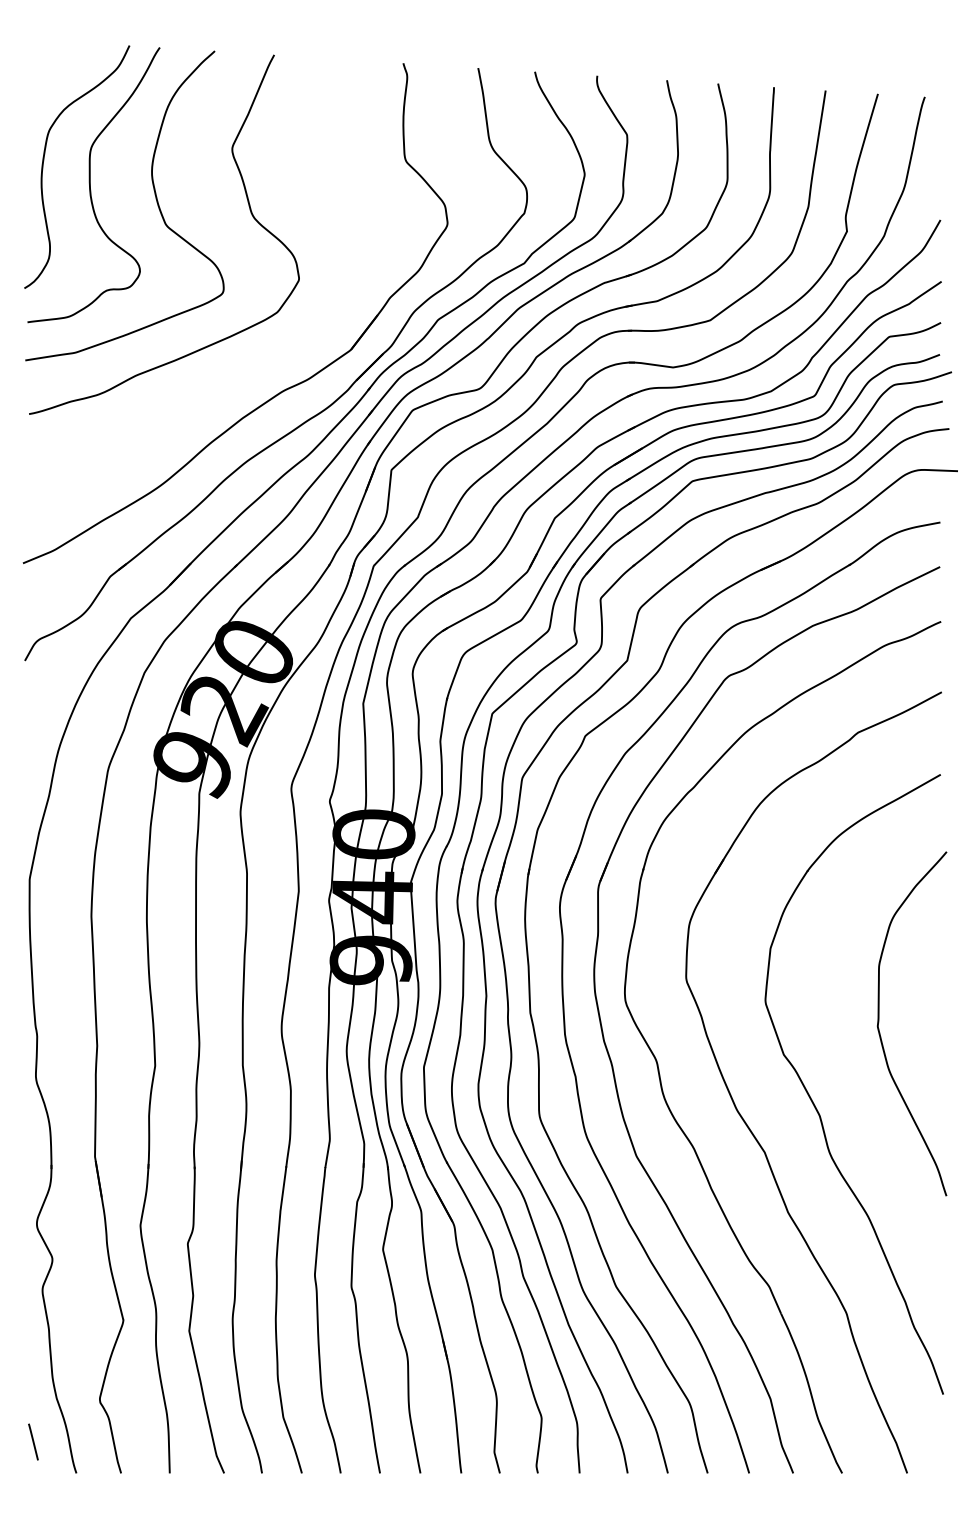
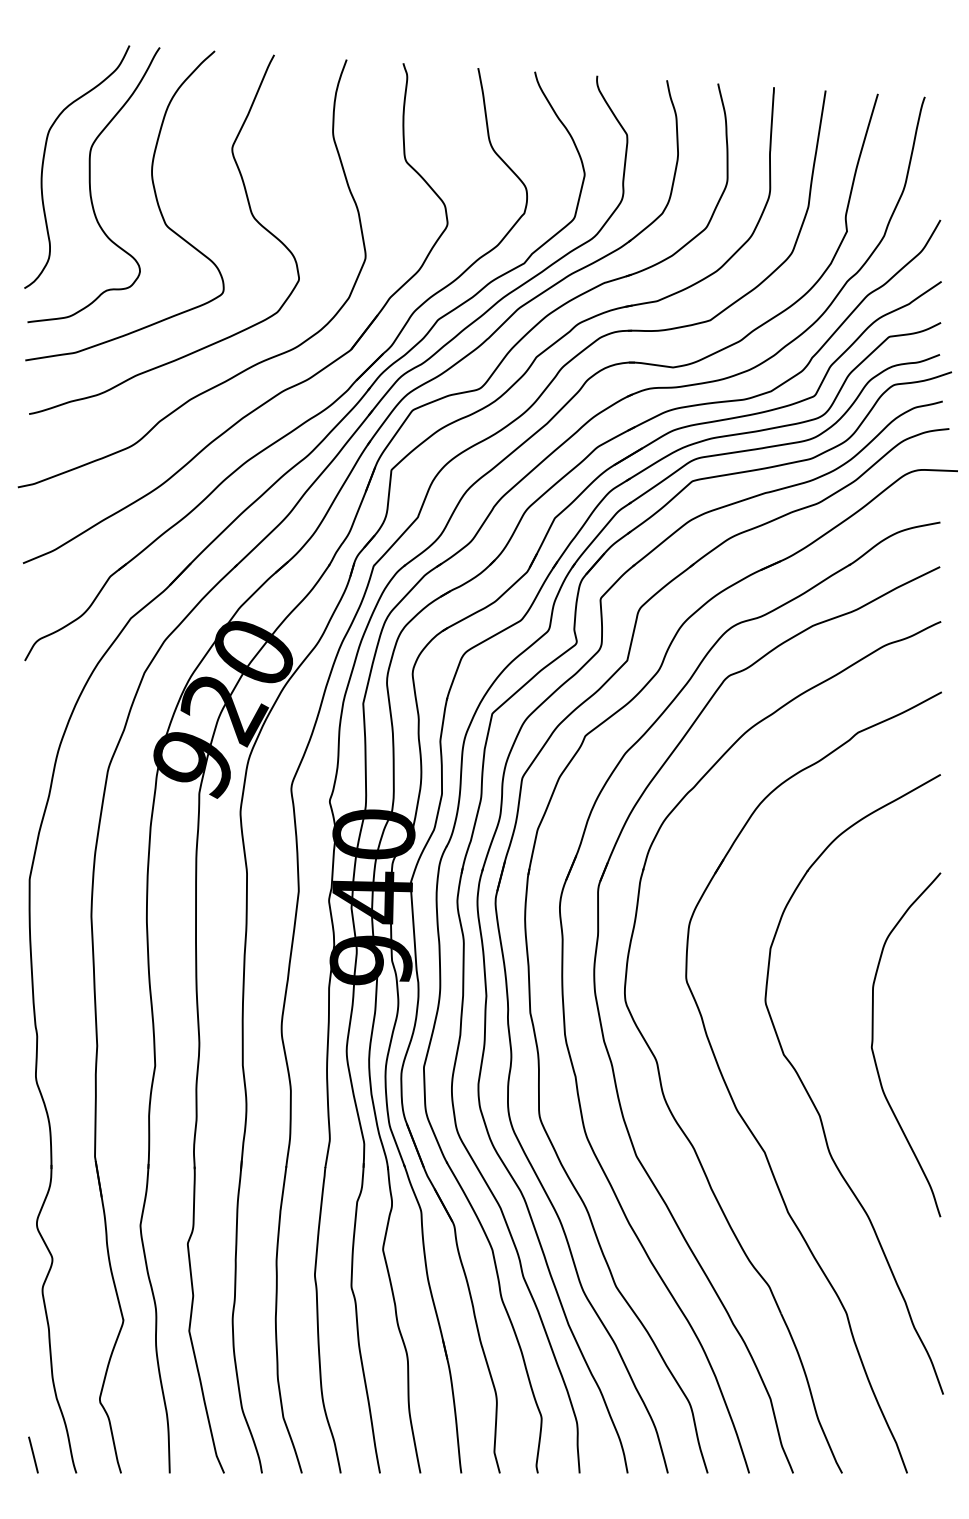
curve: none -> present (242, 370)
curve position: (879, 1022) -> (873, 1043) (873, 1043)
line position: (33, 1441) -> (33, 1454) (33, 1454)
